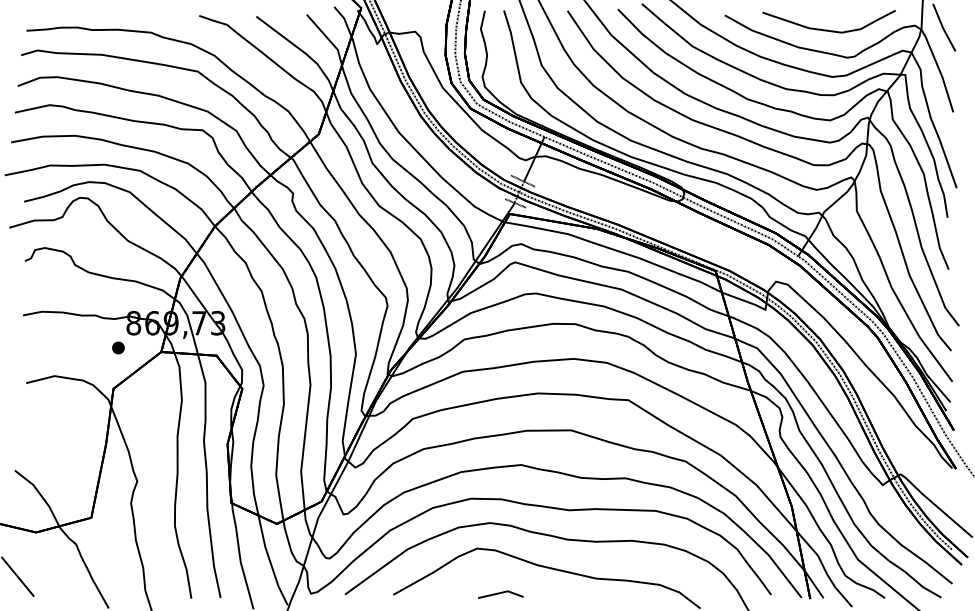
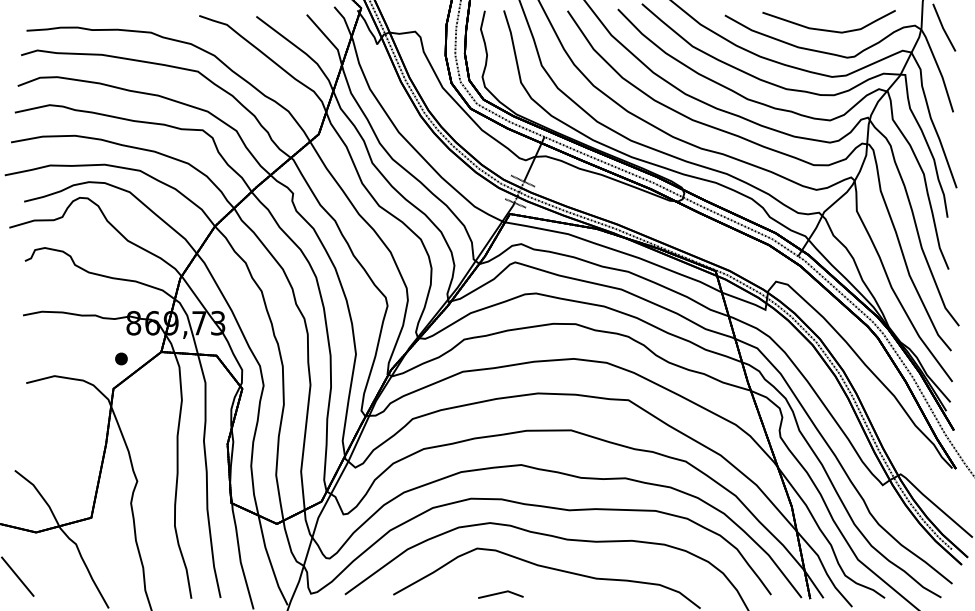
part position: (118, 347) -> (121, 358) (121, 358)
